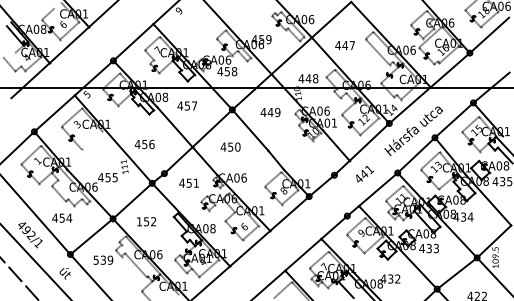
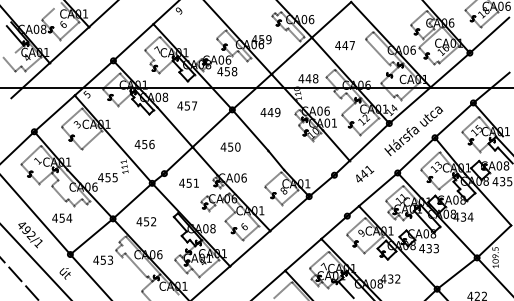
line: none -> present (91, 139)
text: 152 -> 452 (139, 221)
text: 539 -> 453 (103, 259)
